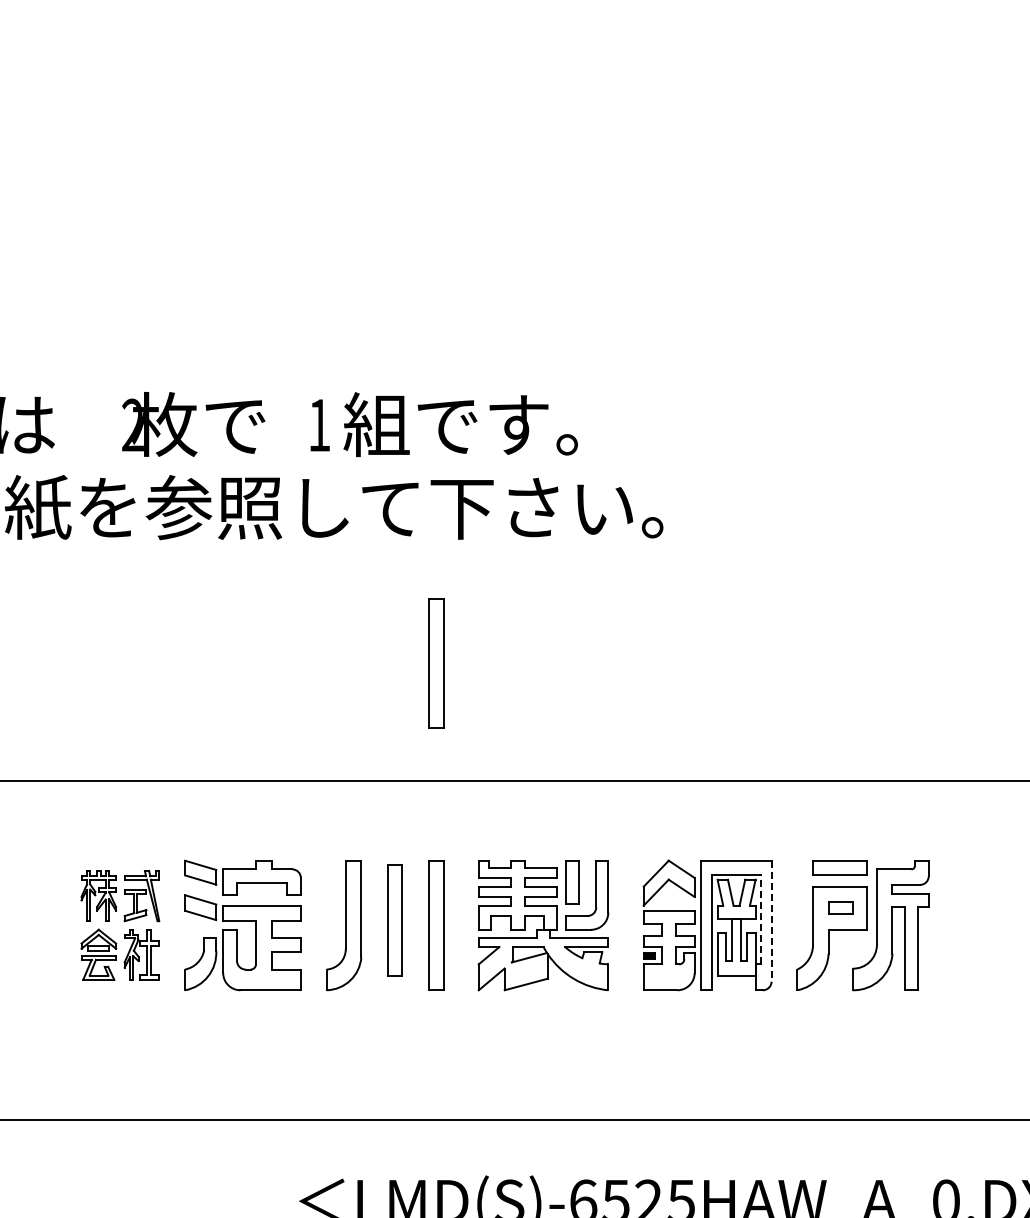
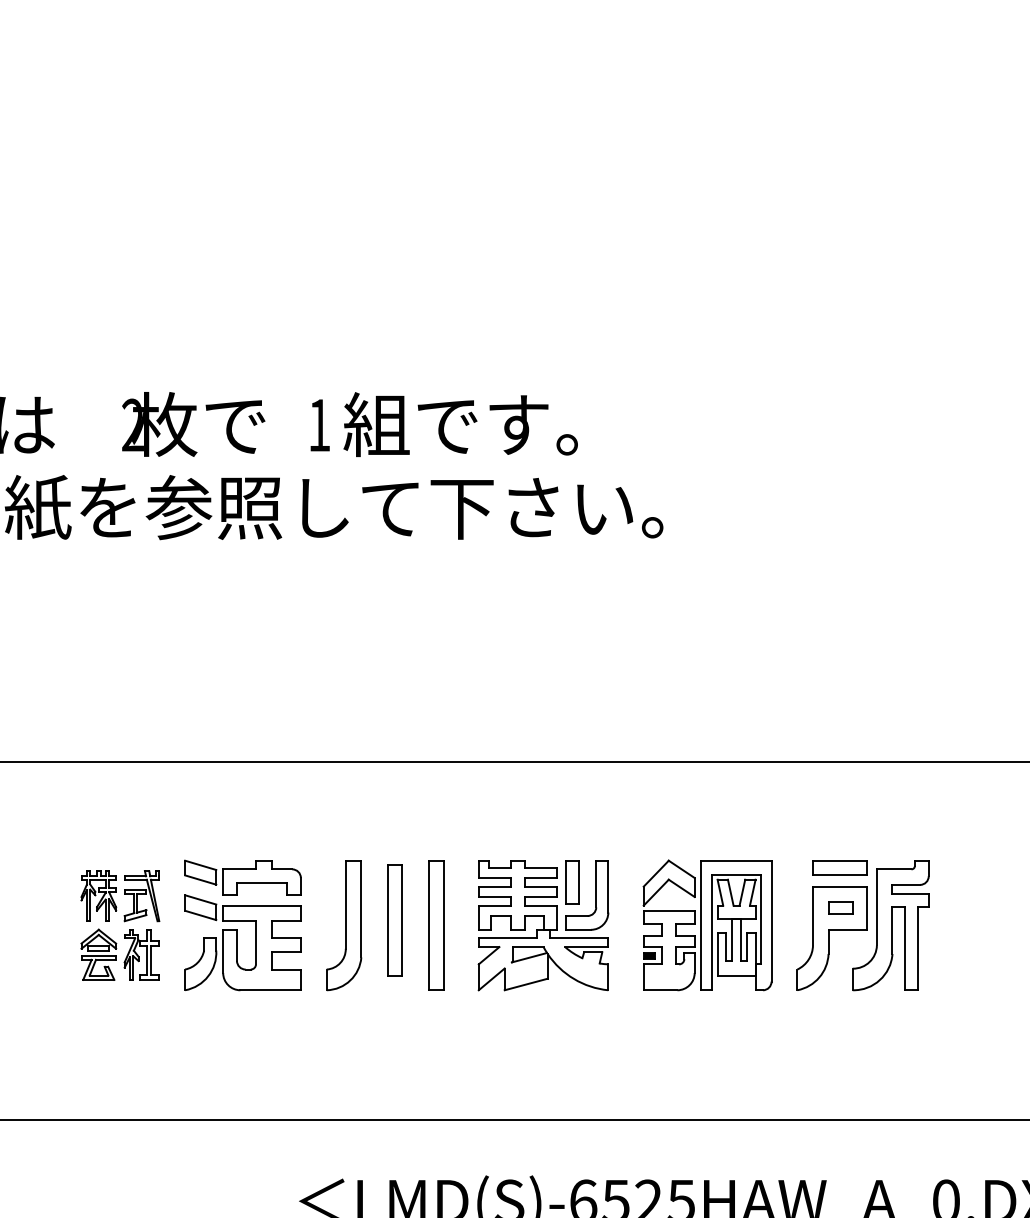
part: present -> none (436, 663)
line position: (514, 781) -> (514, 762) (514, 762)
line: dashed -> solid (761, 919)
line: dashed -> solid (771, 921)
